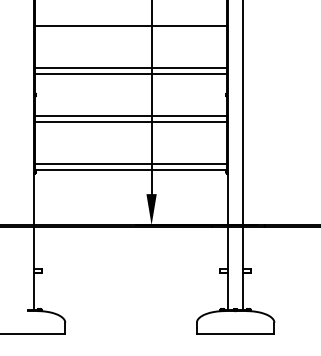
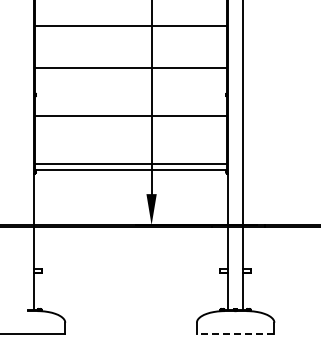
line: present -> none (131, 73)
line: present -> none (131, 121)
line: solid -> dashed (235, 334)
